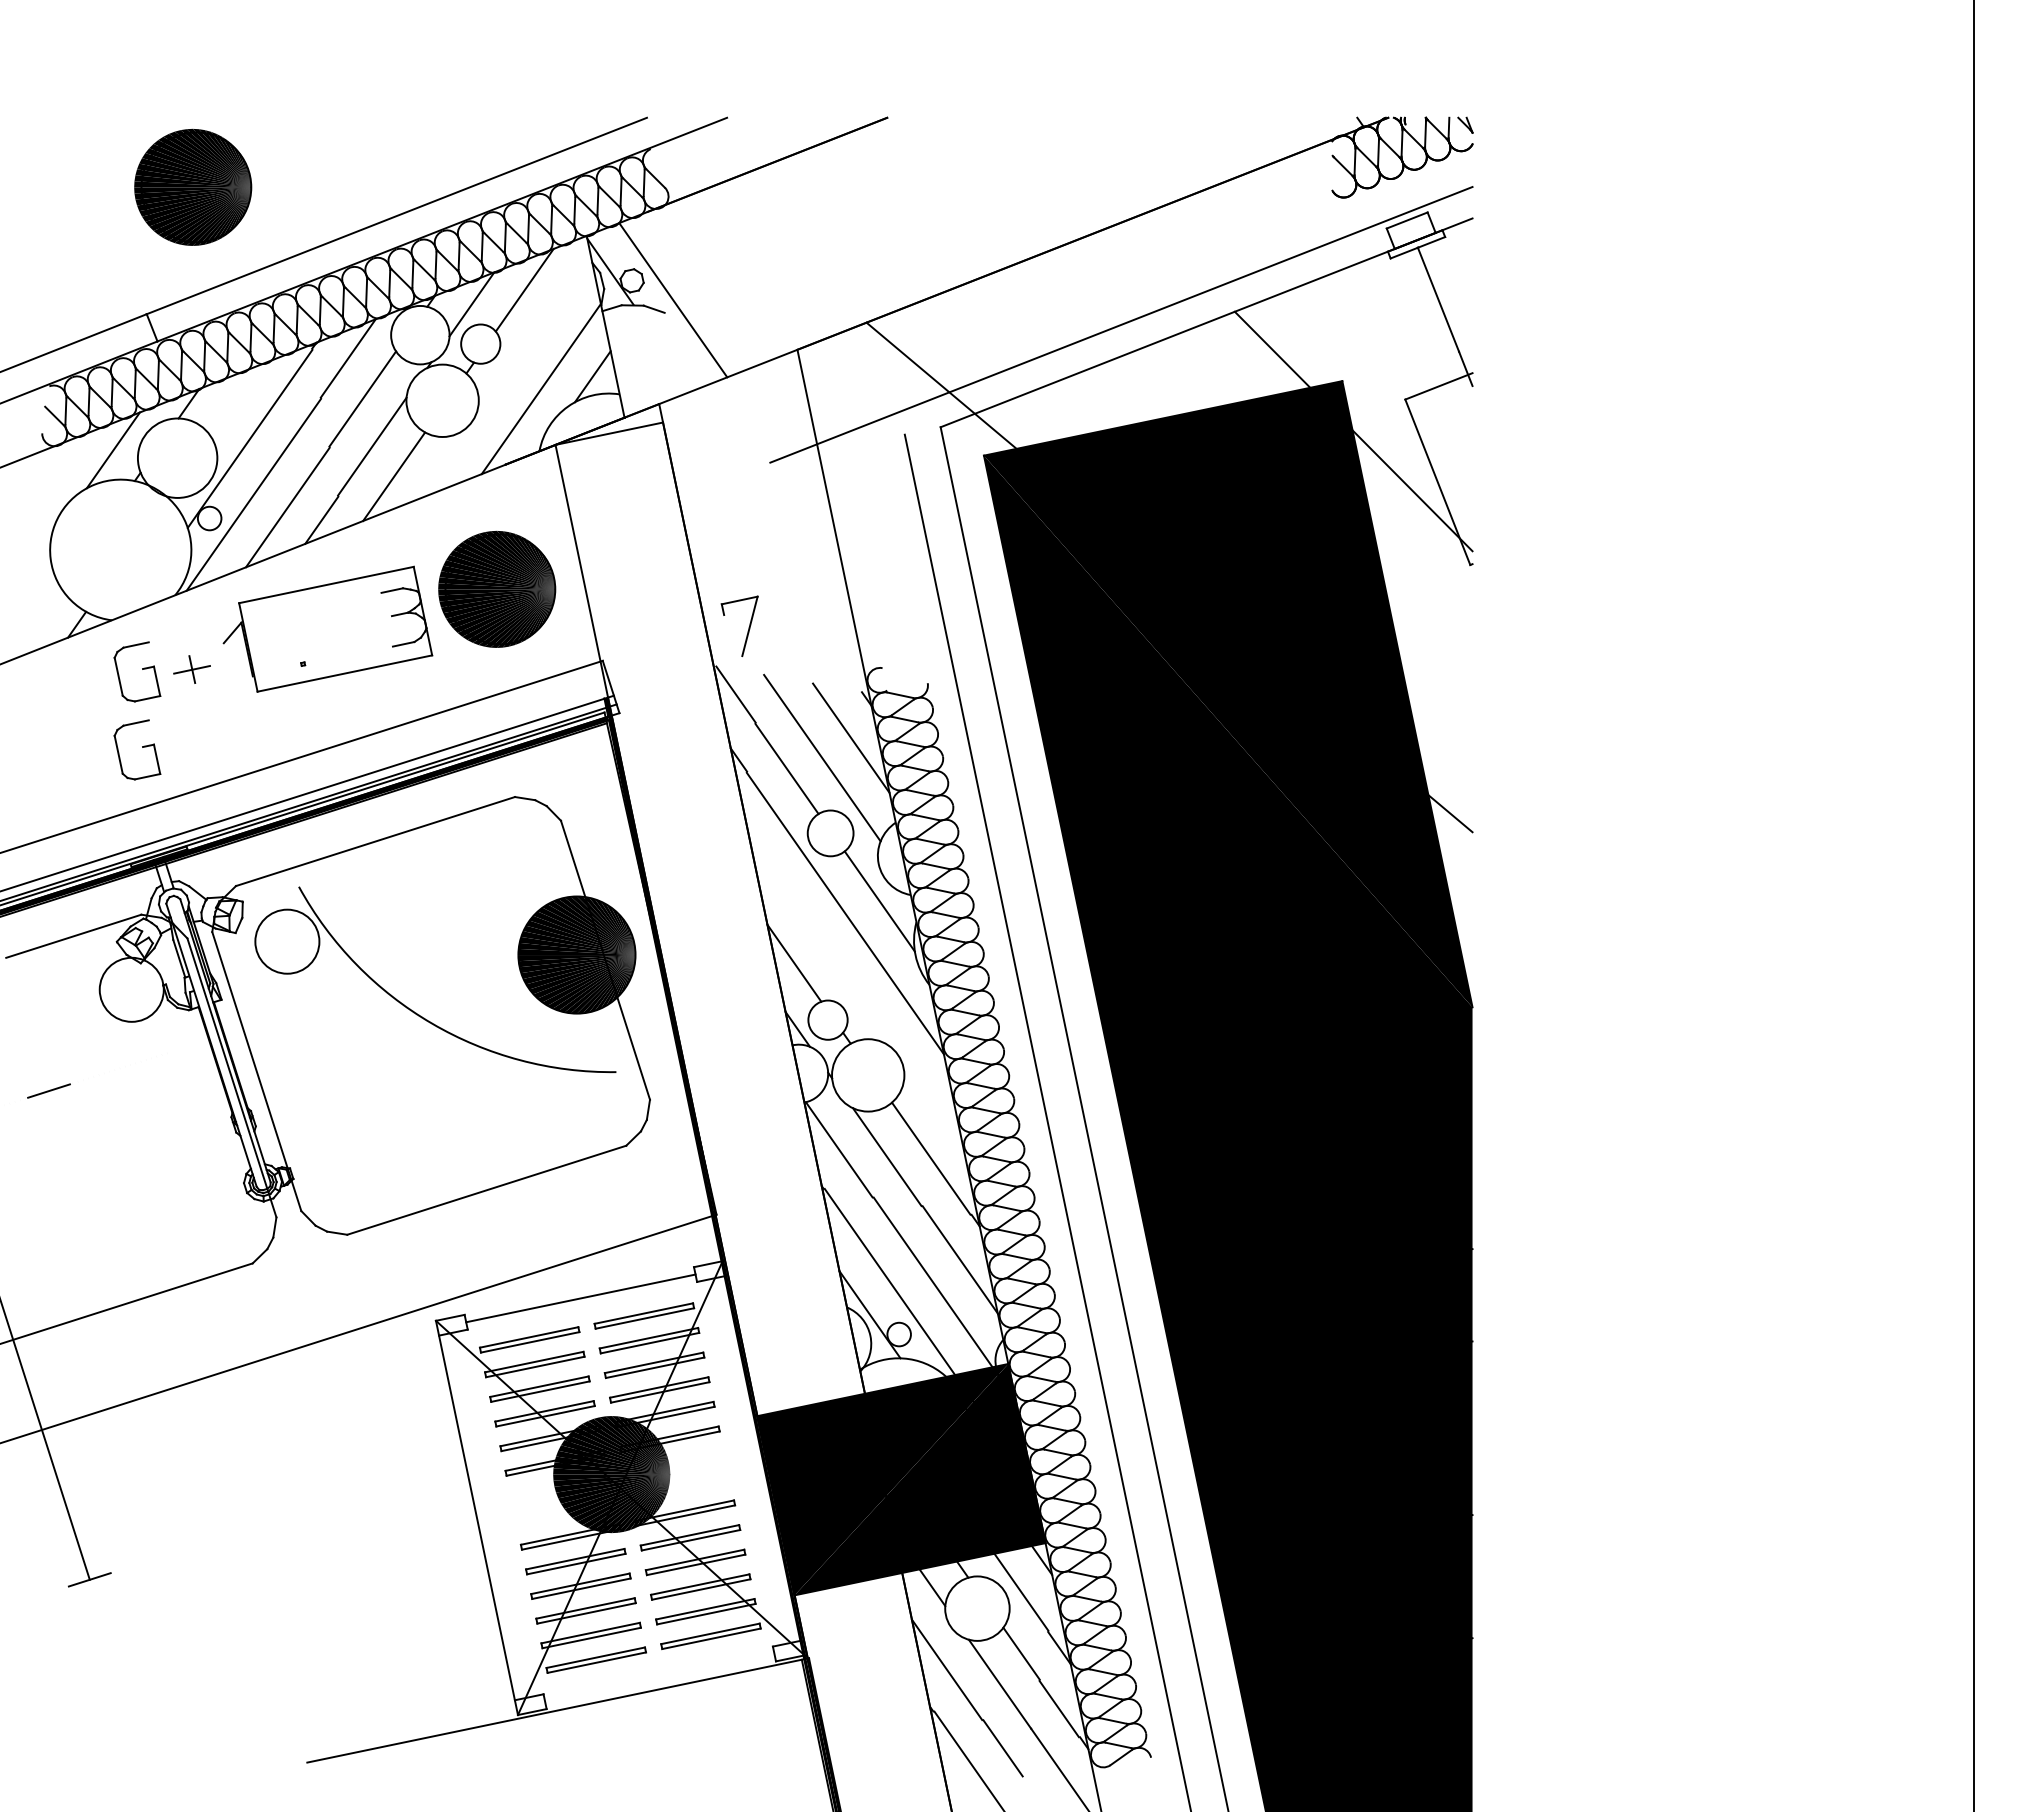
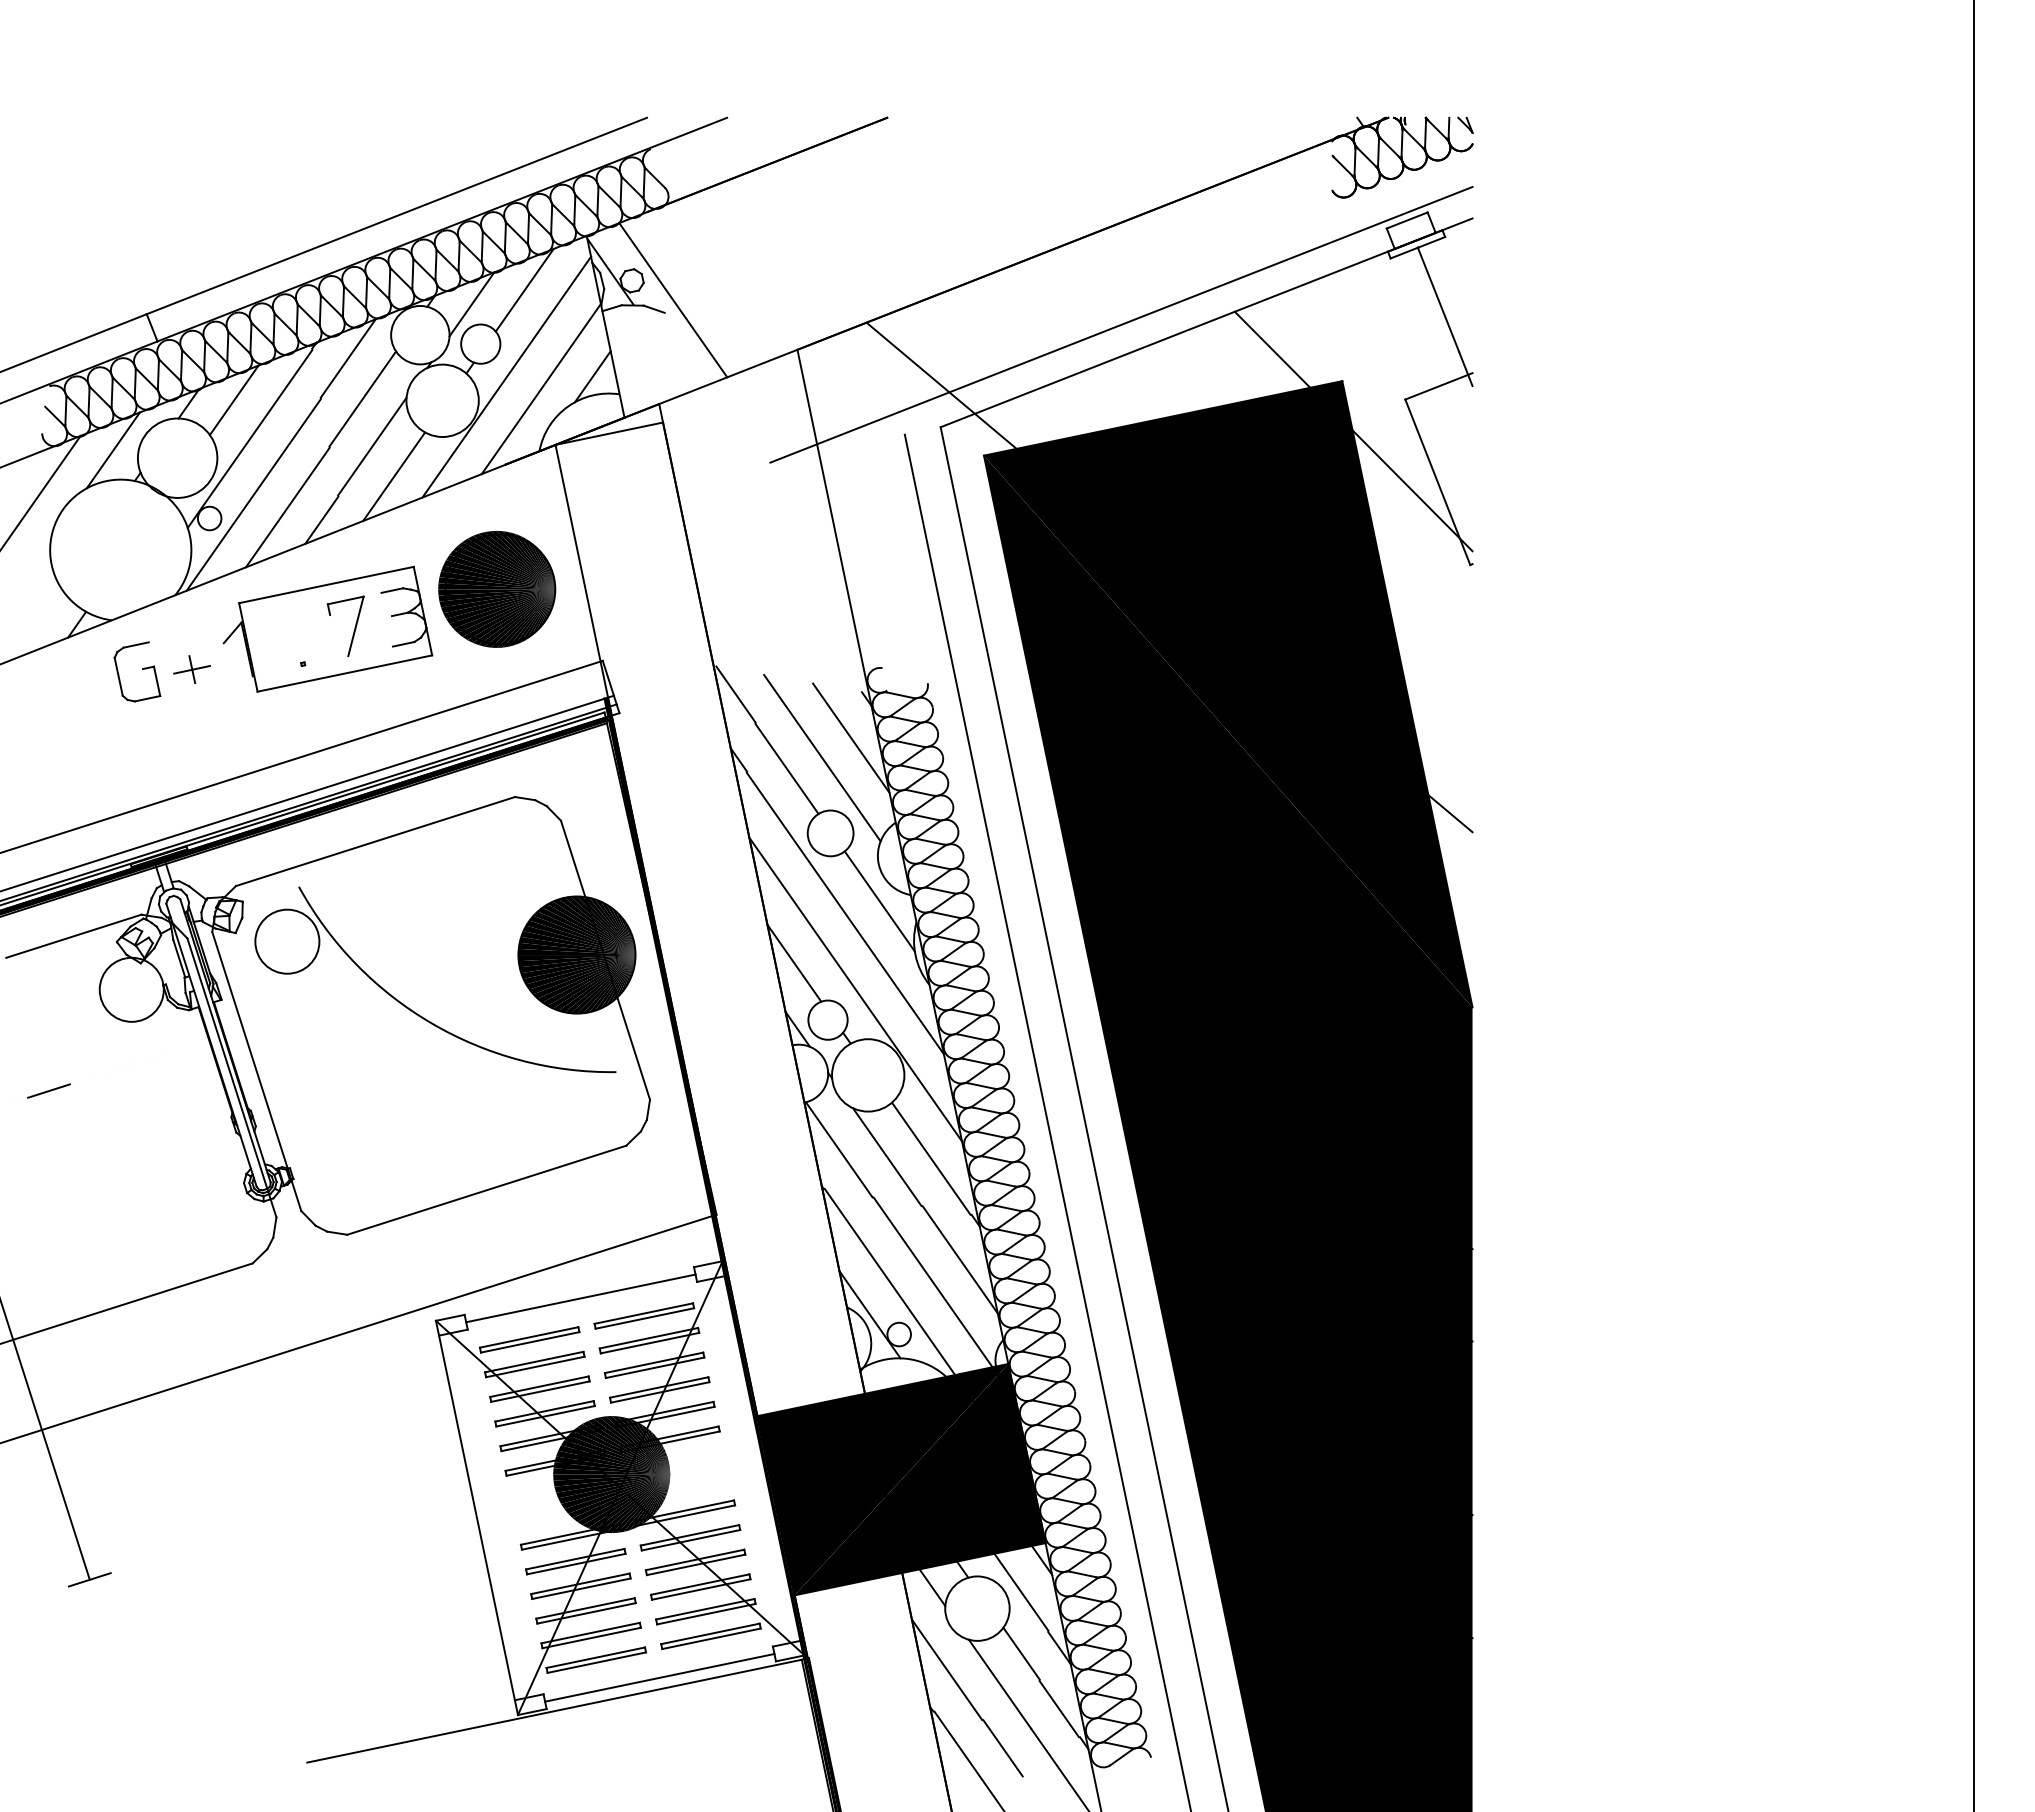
part: present -> none (193, 186)
line: none -> present (506, 376)
line: none -> present (233, 400)
line: none -> present (41, 491)
part position: (748, 627) -> (354, 627) (354, 627)
part: present -> none (137, 749)
line: none -> present (855, 989)
line: none -> present (659, 1677)
